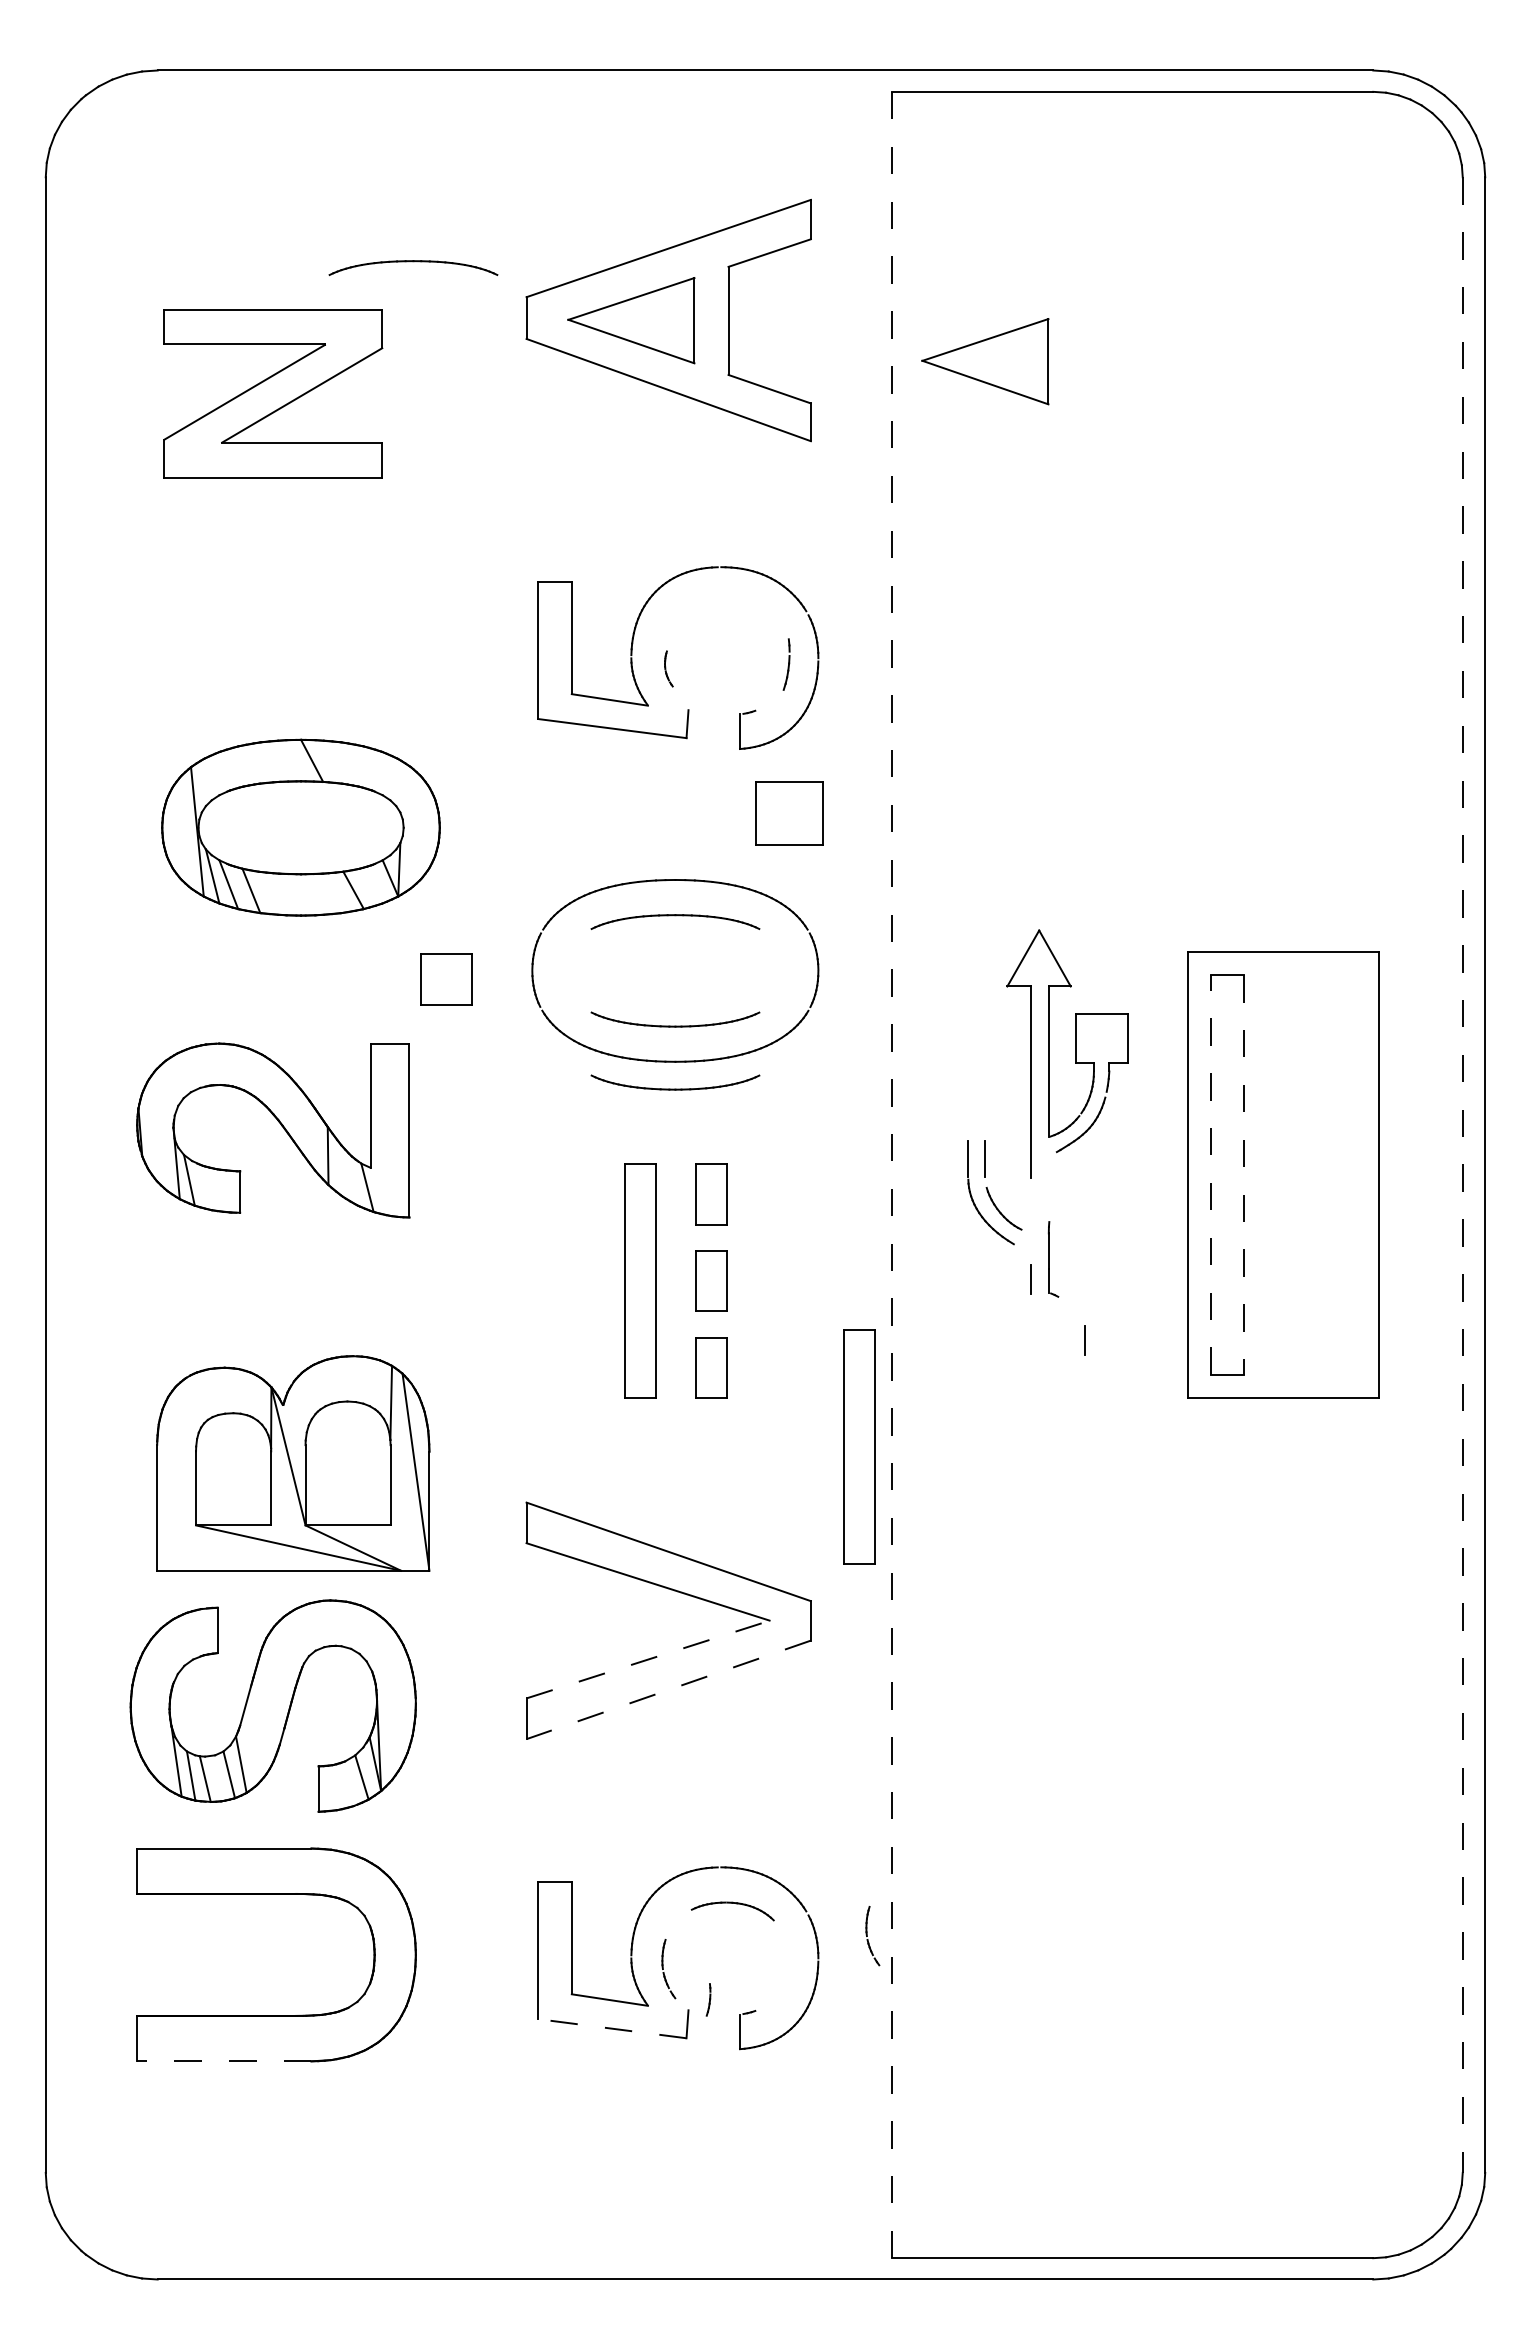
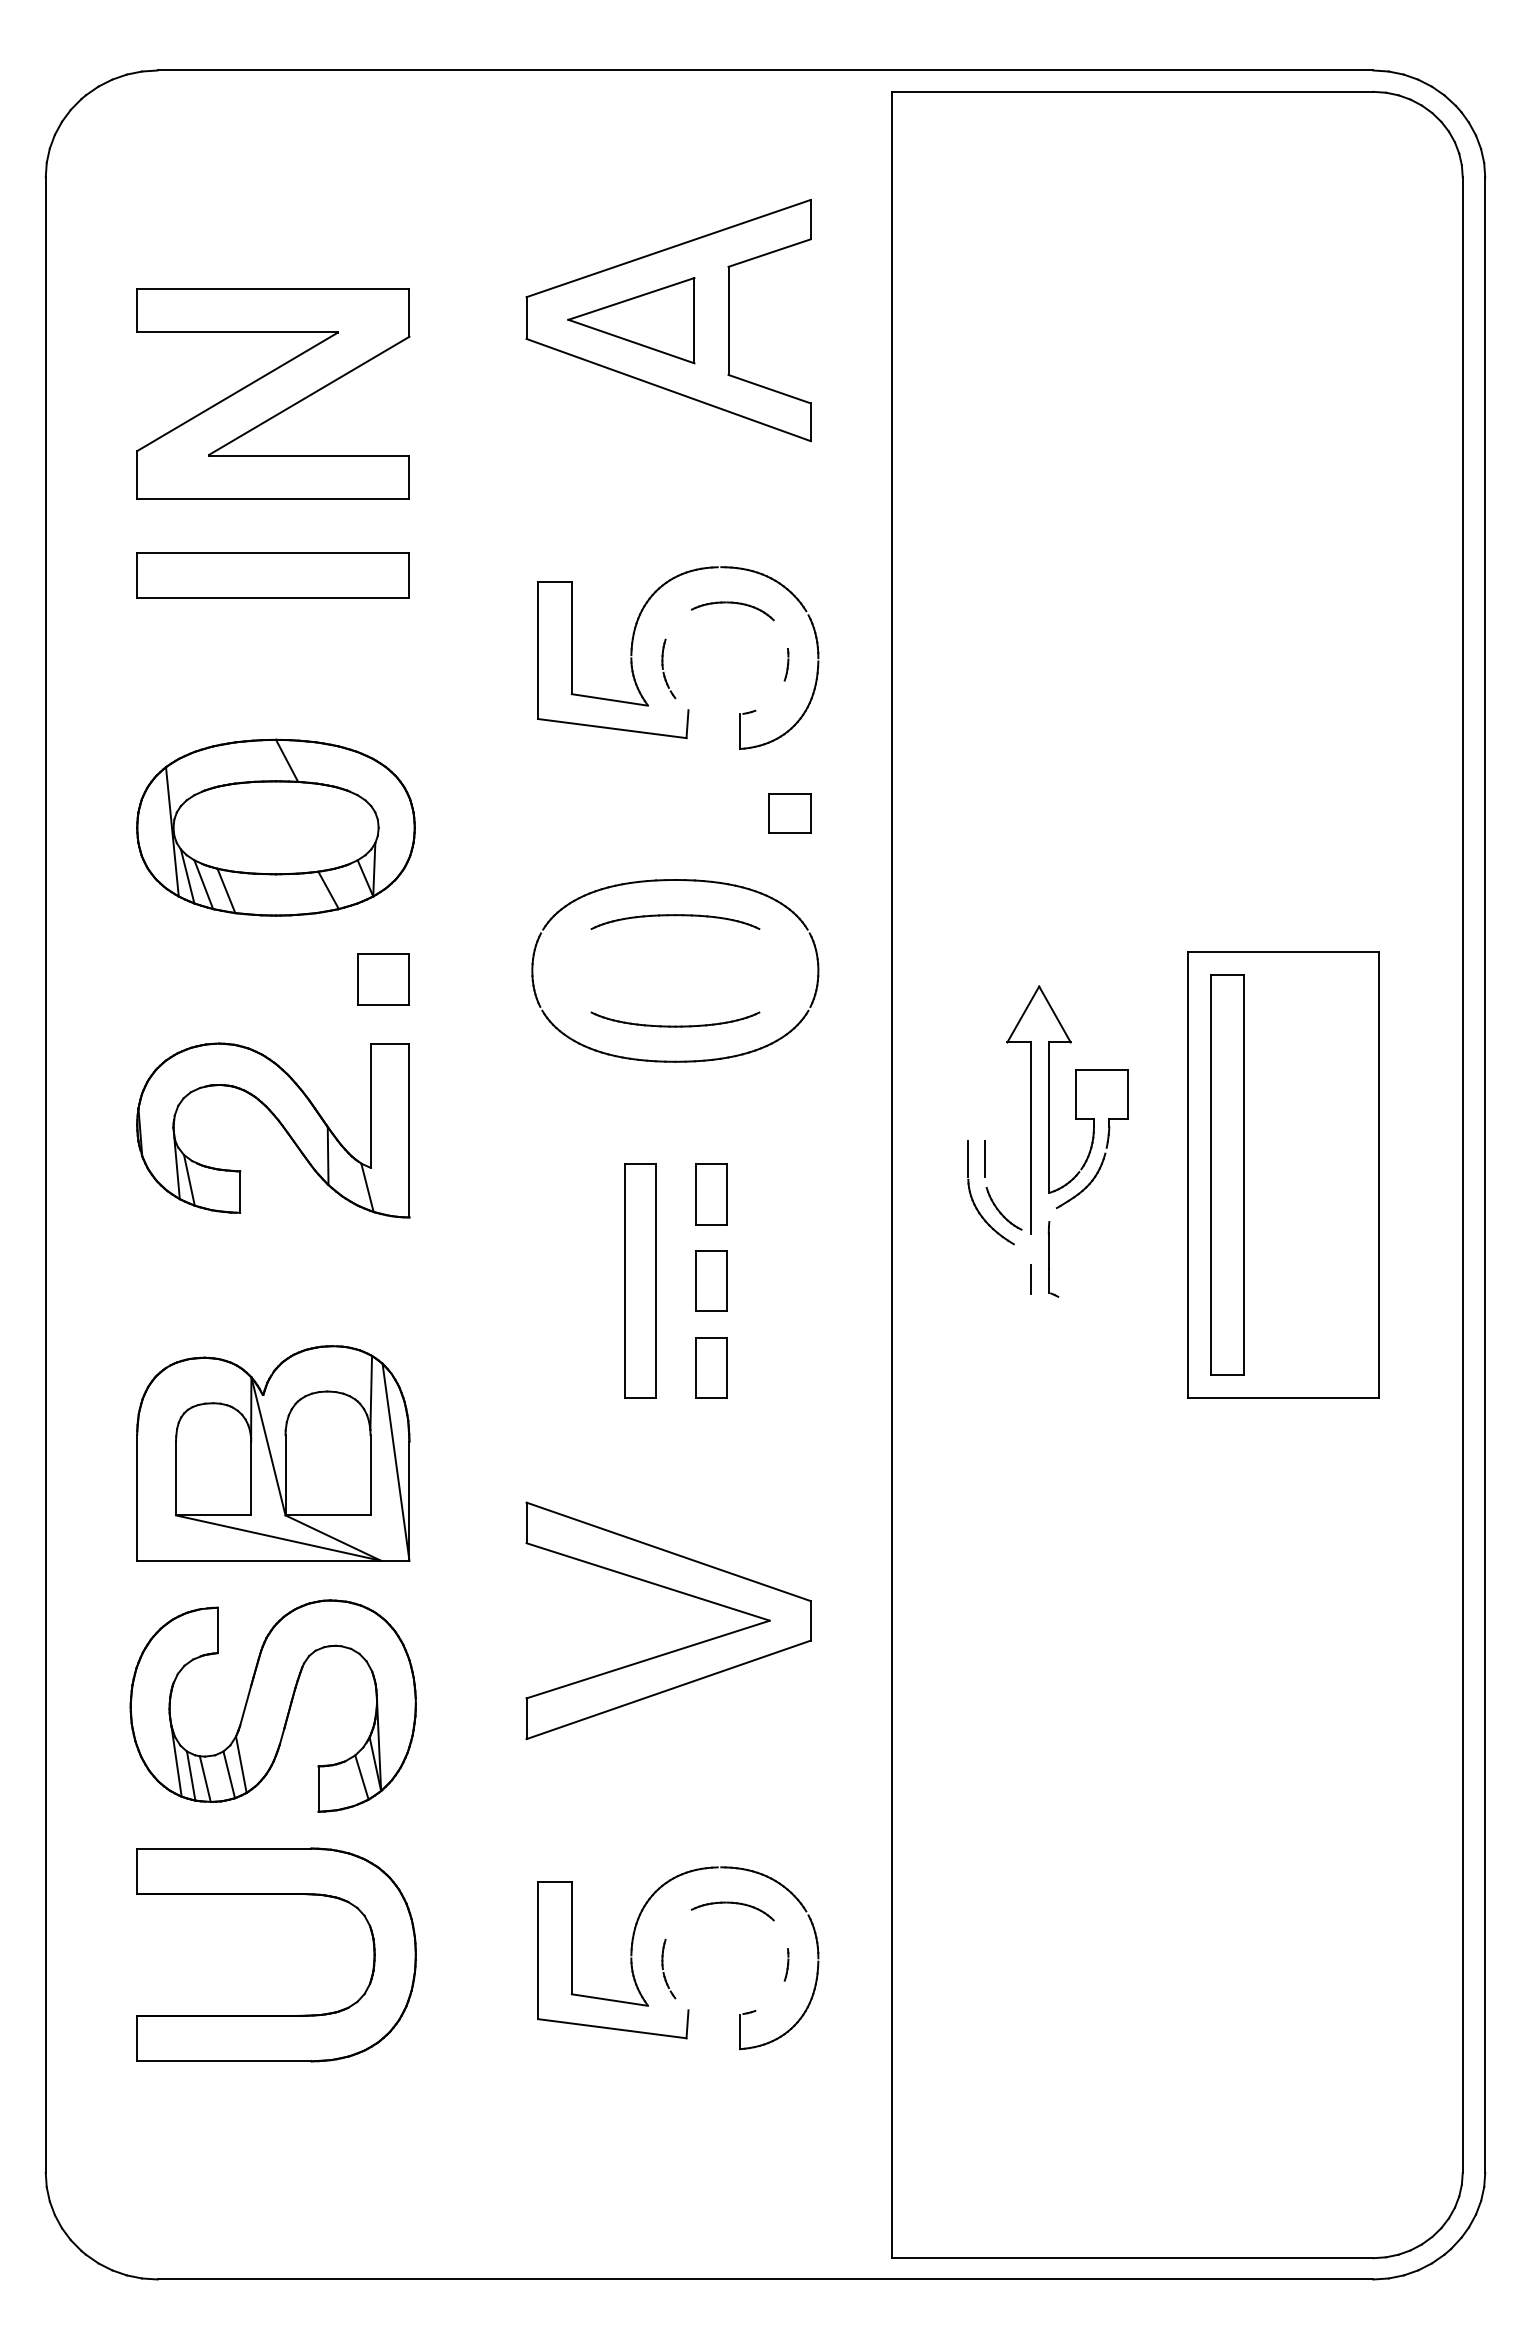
part: present -> none (413, 267)
part: present -> none (985, 361)
part size: 221x170 px -> 275x212 px (273, 393)
part: none -> present (272, 575)
part: none -> present (732, 603)
part size: 9x53 px -> 7x34 px (786, 664)
part size: 10x38 px -> 16x62 px (668, 668)
part size: 69x65 px -> 44x41 px (789, 813)
part position: (300, 827) -> (275, 827) (275, 827)
part position: (446, 979) -> (383, 979) (383, 979)
part position: (1075, 1053) -> (1075, 1109) (1075, 1109)
part: present -> none (675, 1082)
line: dashed -> solid (891, 1174)
line: dashed -> solid (1211, 1175)
line: dashed -> solid (1244, 1175)
line: dashed -> solid (1462, 1175)
line: present -> none (1084, 1340)
part: present -> none (859, 1446)
part position: (293, 1463) -> (273, 1453) (273, 1453)
line: dashed -> solid (648, 1659)
line: dashed -> solid (668, 1690)
part: present -> none (872, 1936)
part position: (708, 1999) -> (786, 1964) (786, 1964)
line: dashed -> solid (612, 2028)
line: dashed -> solid (223, 2061)
